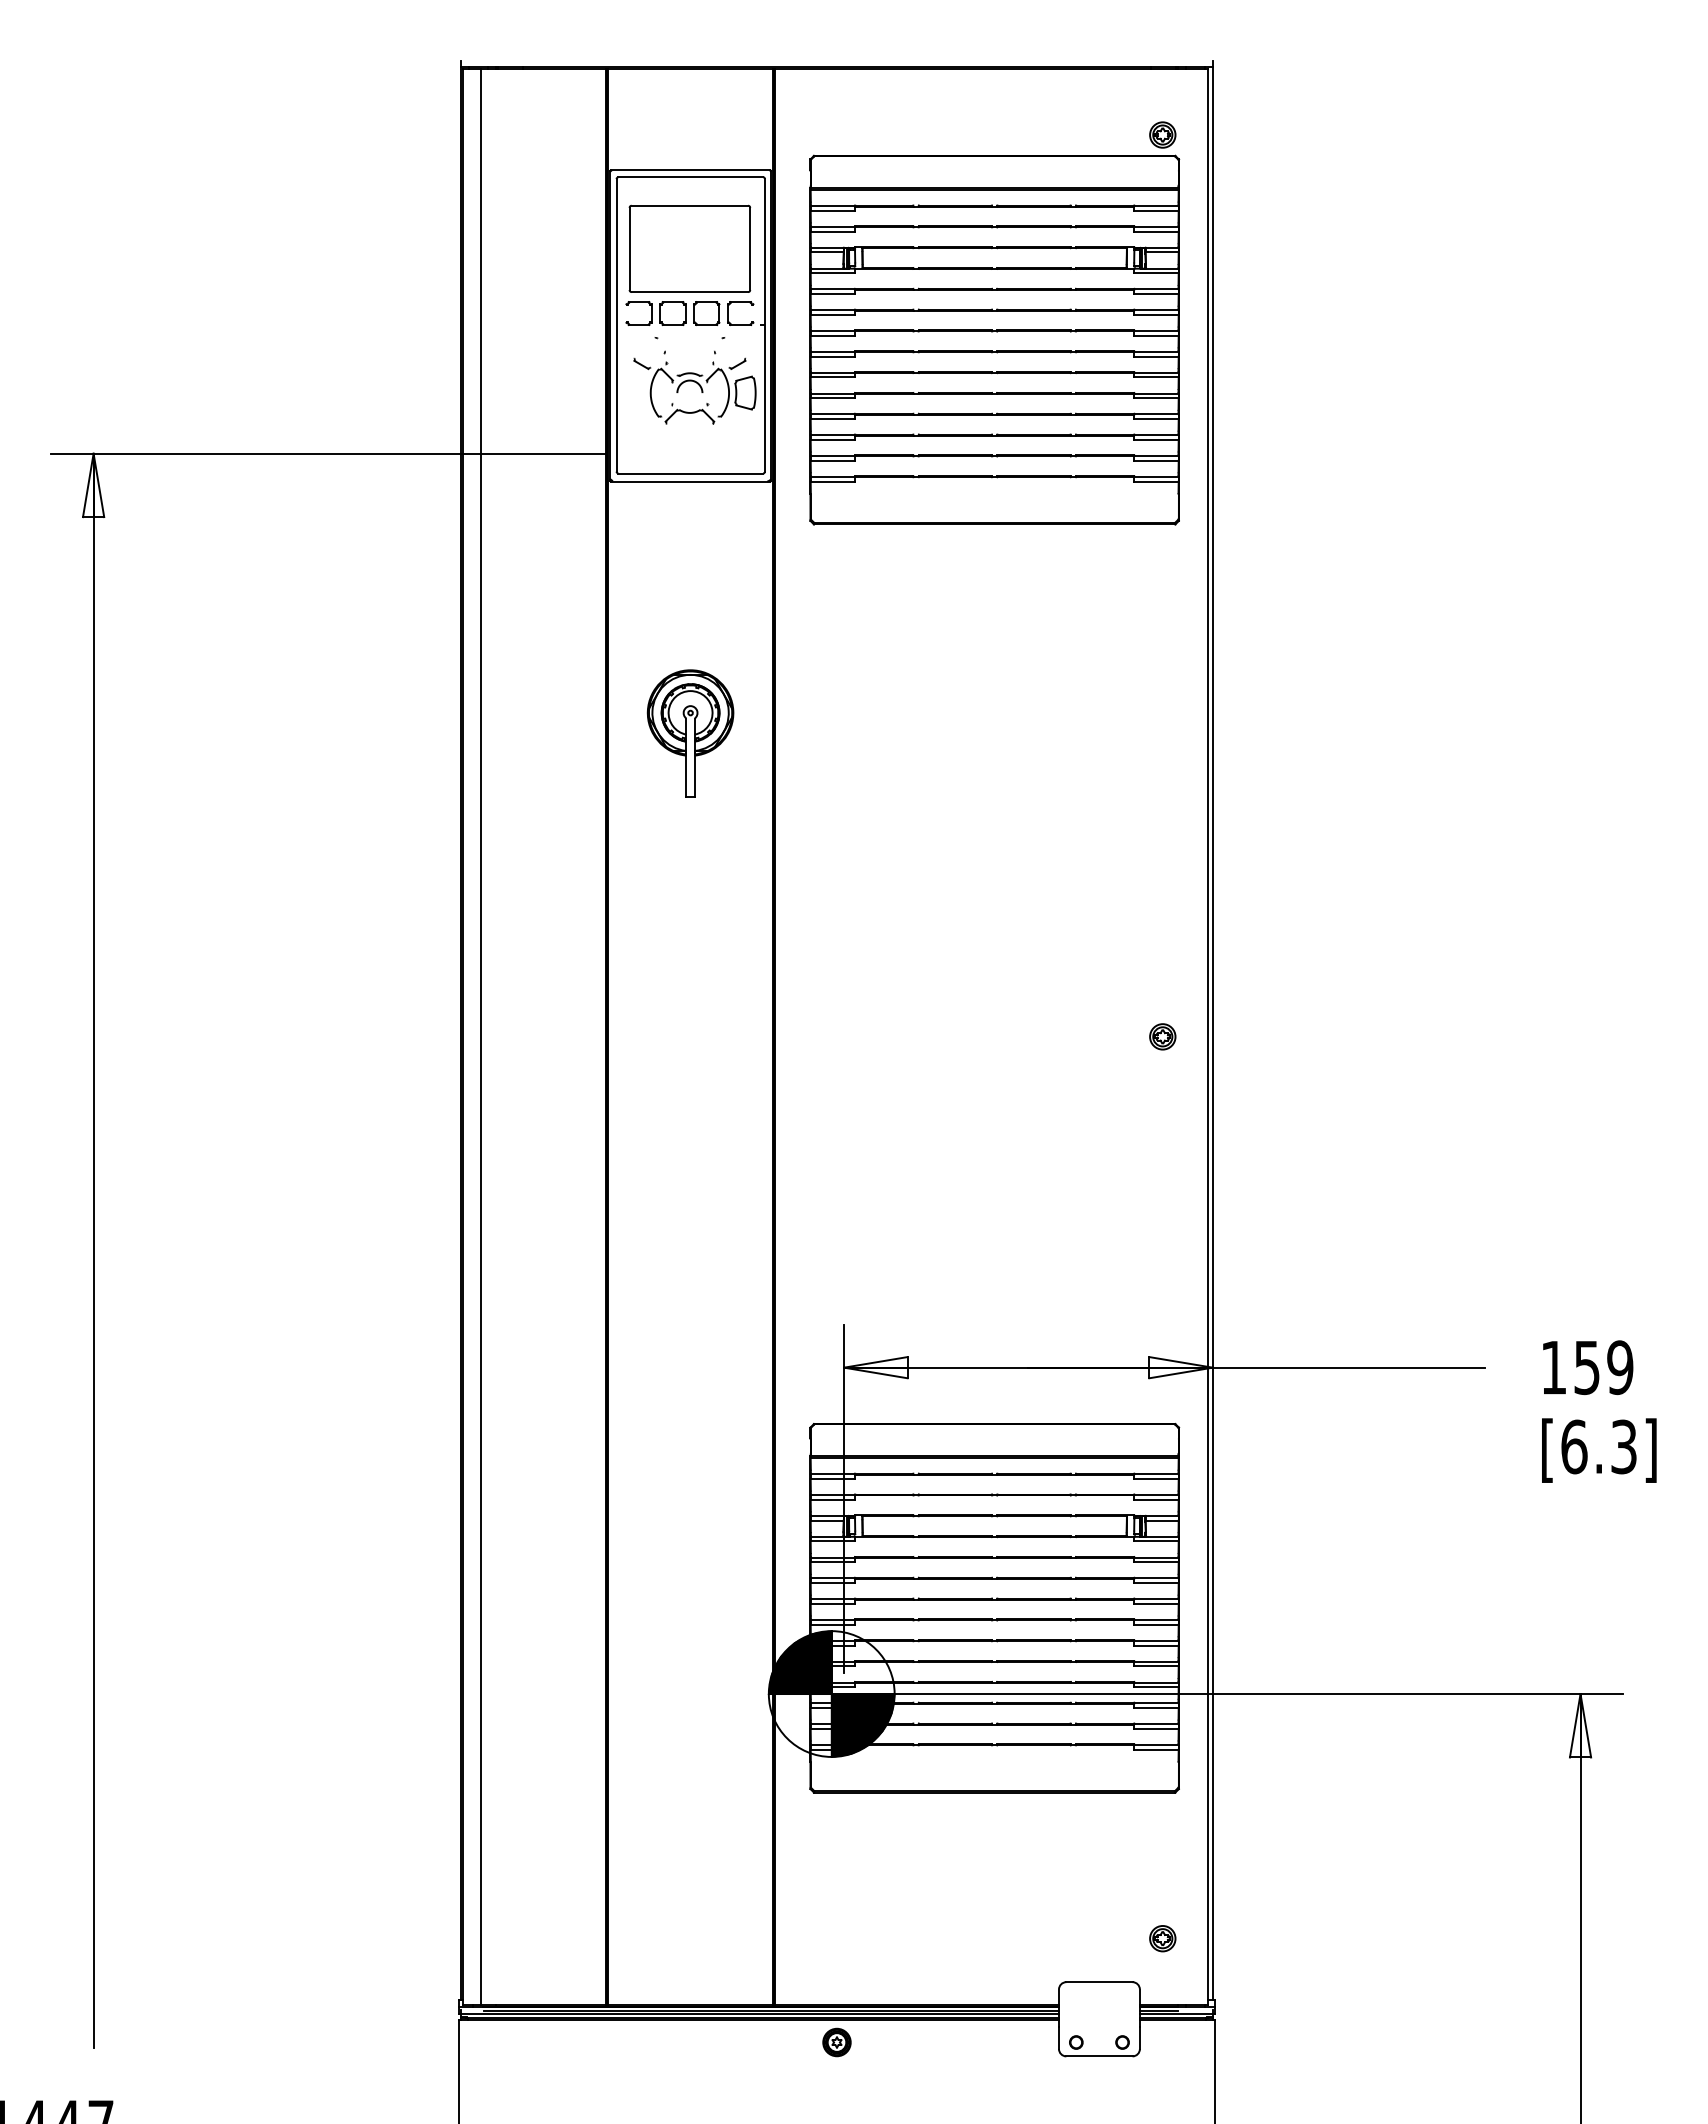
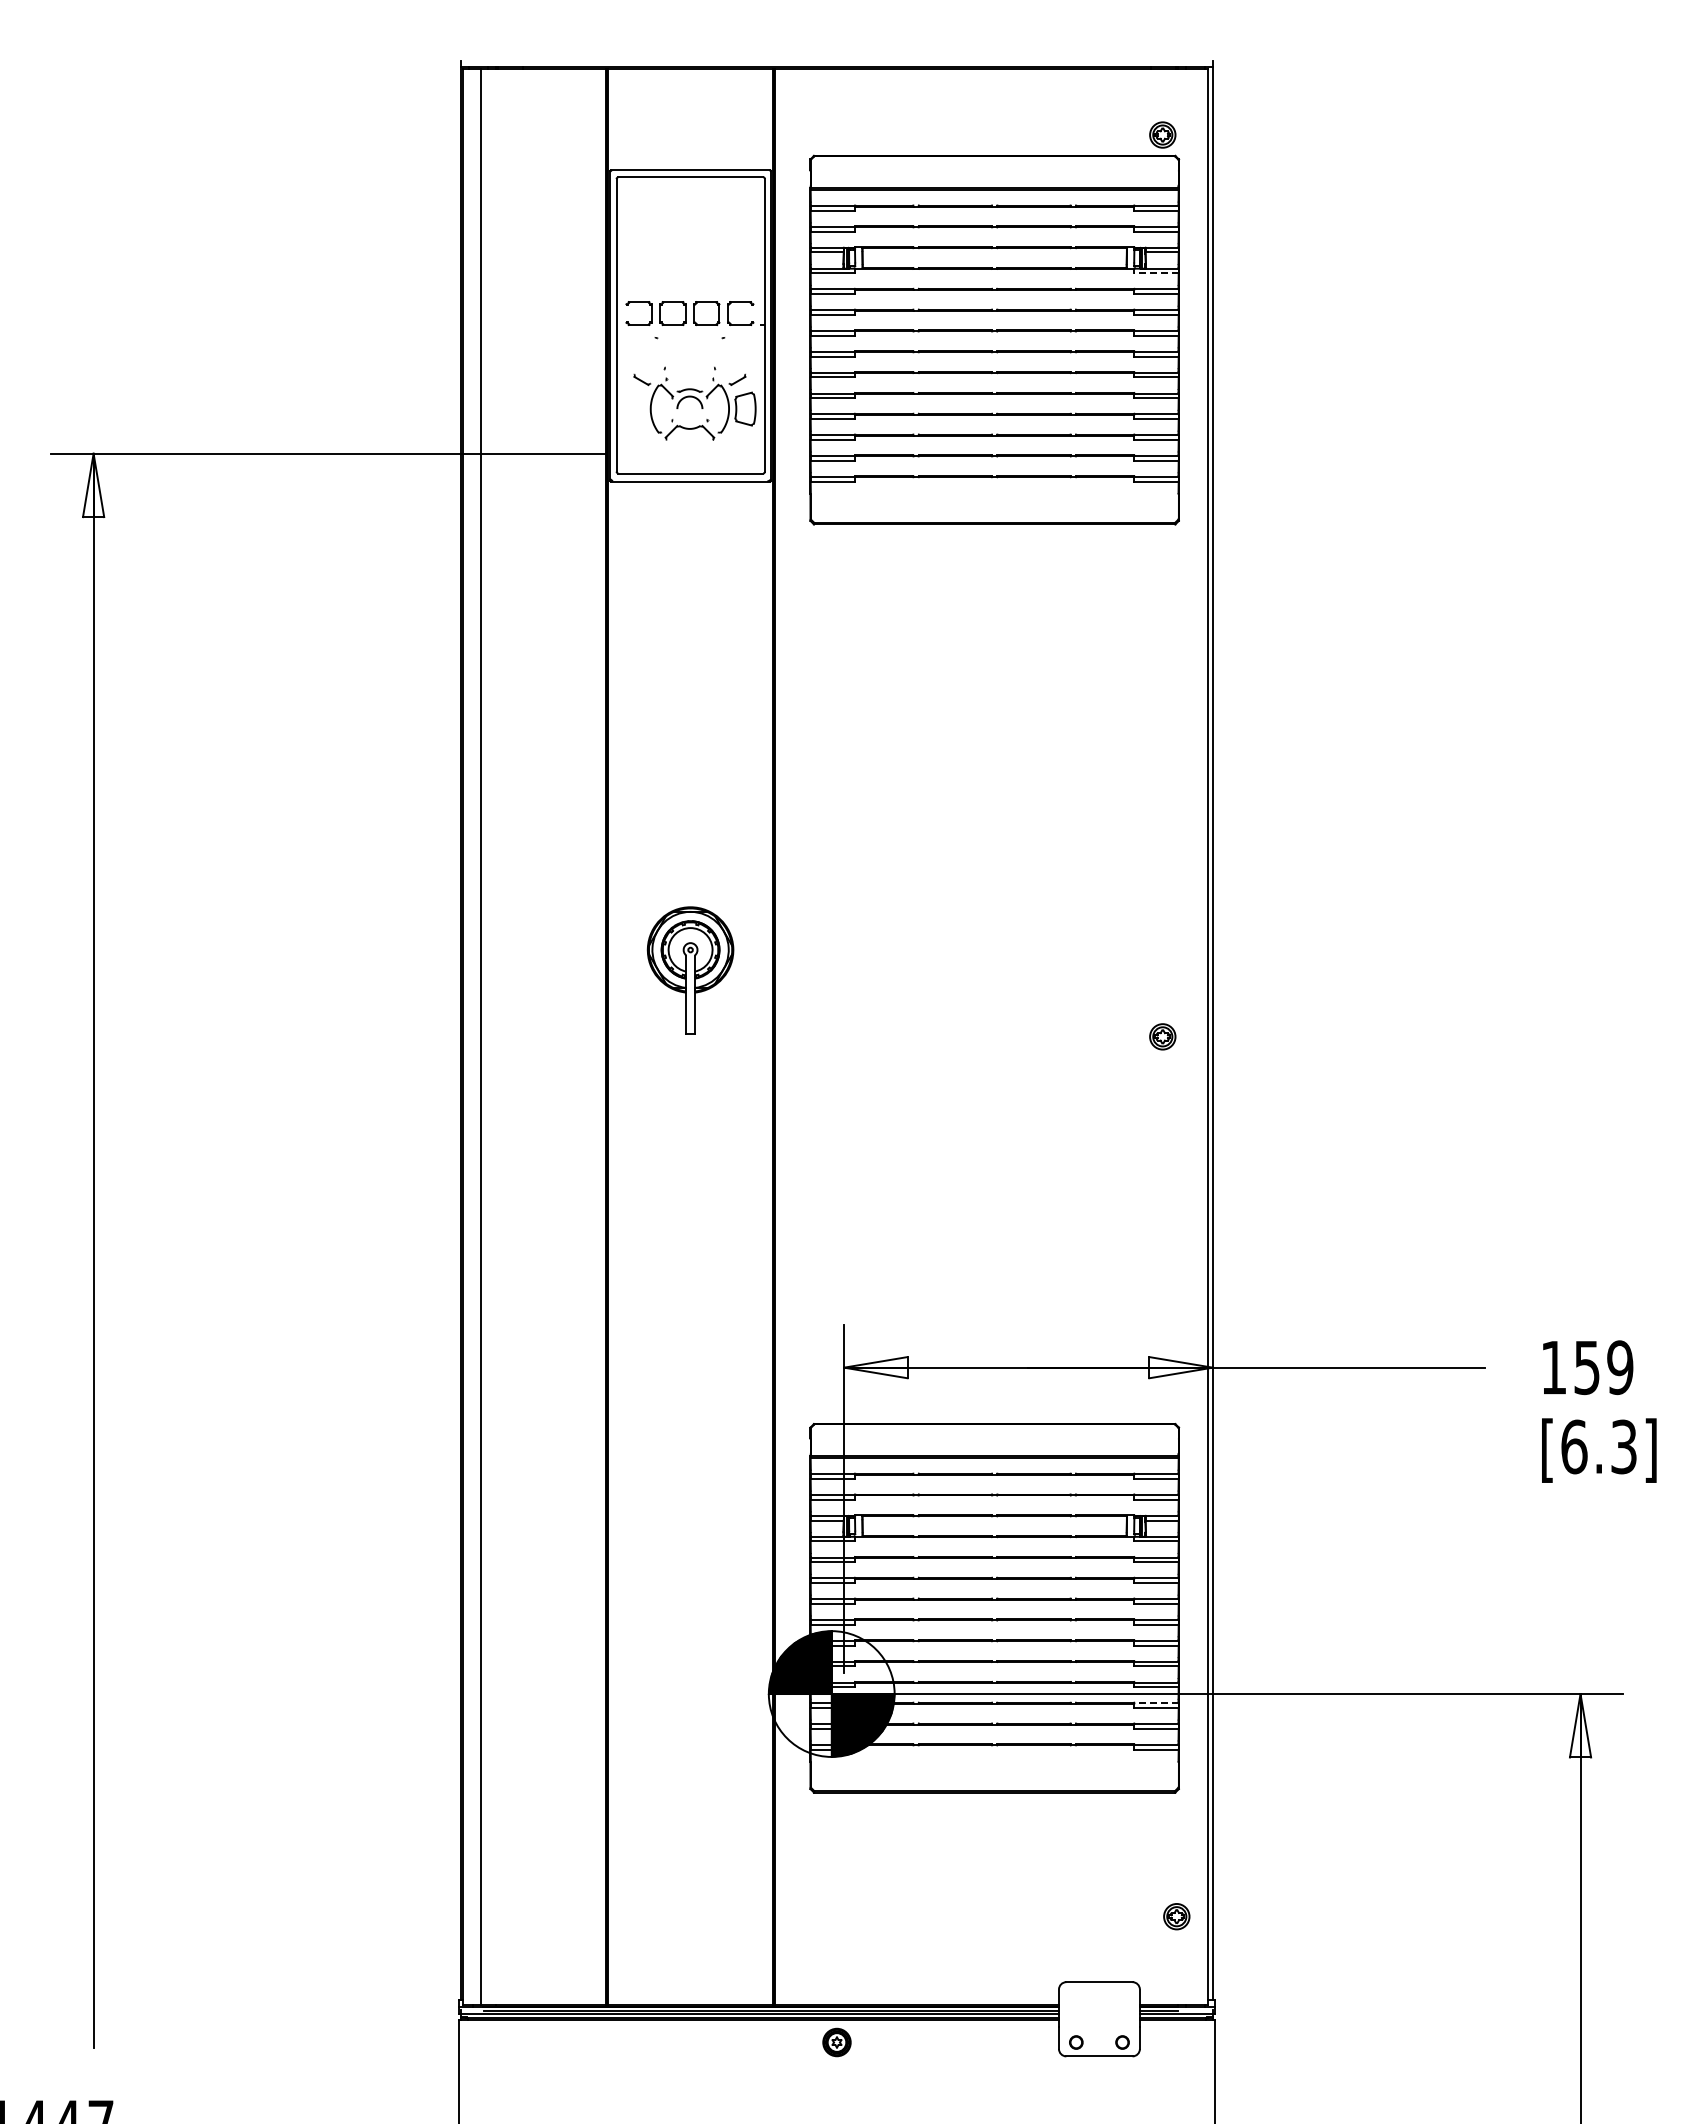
part: present -> none (689, 248)
line: solid -> dashed (1156, 273)
part position: (694, 387) -> (694, 403) (694, 403)
part position: (690, 733) -> (690, 970) (690, 970)
line: solid -> dashed (1156, 1703)
part position: (1162, 1938) -> (1176, 1916) (1176, 1916)
